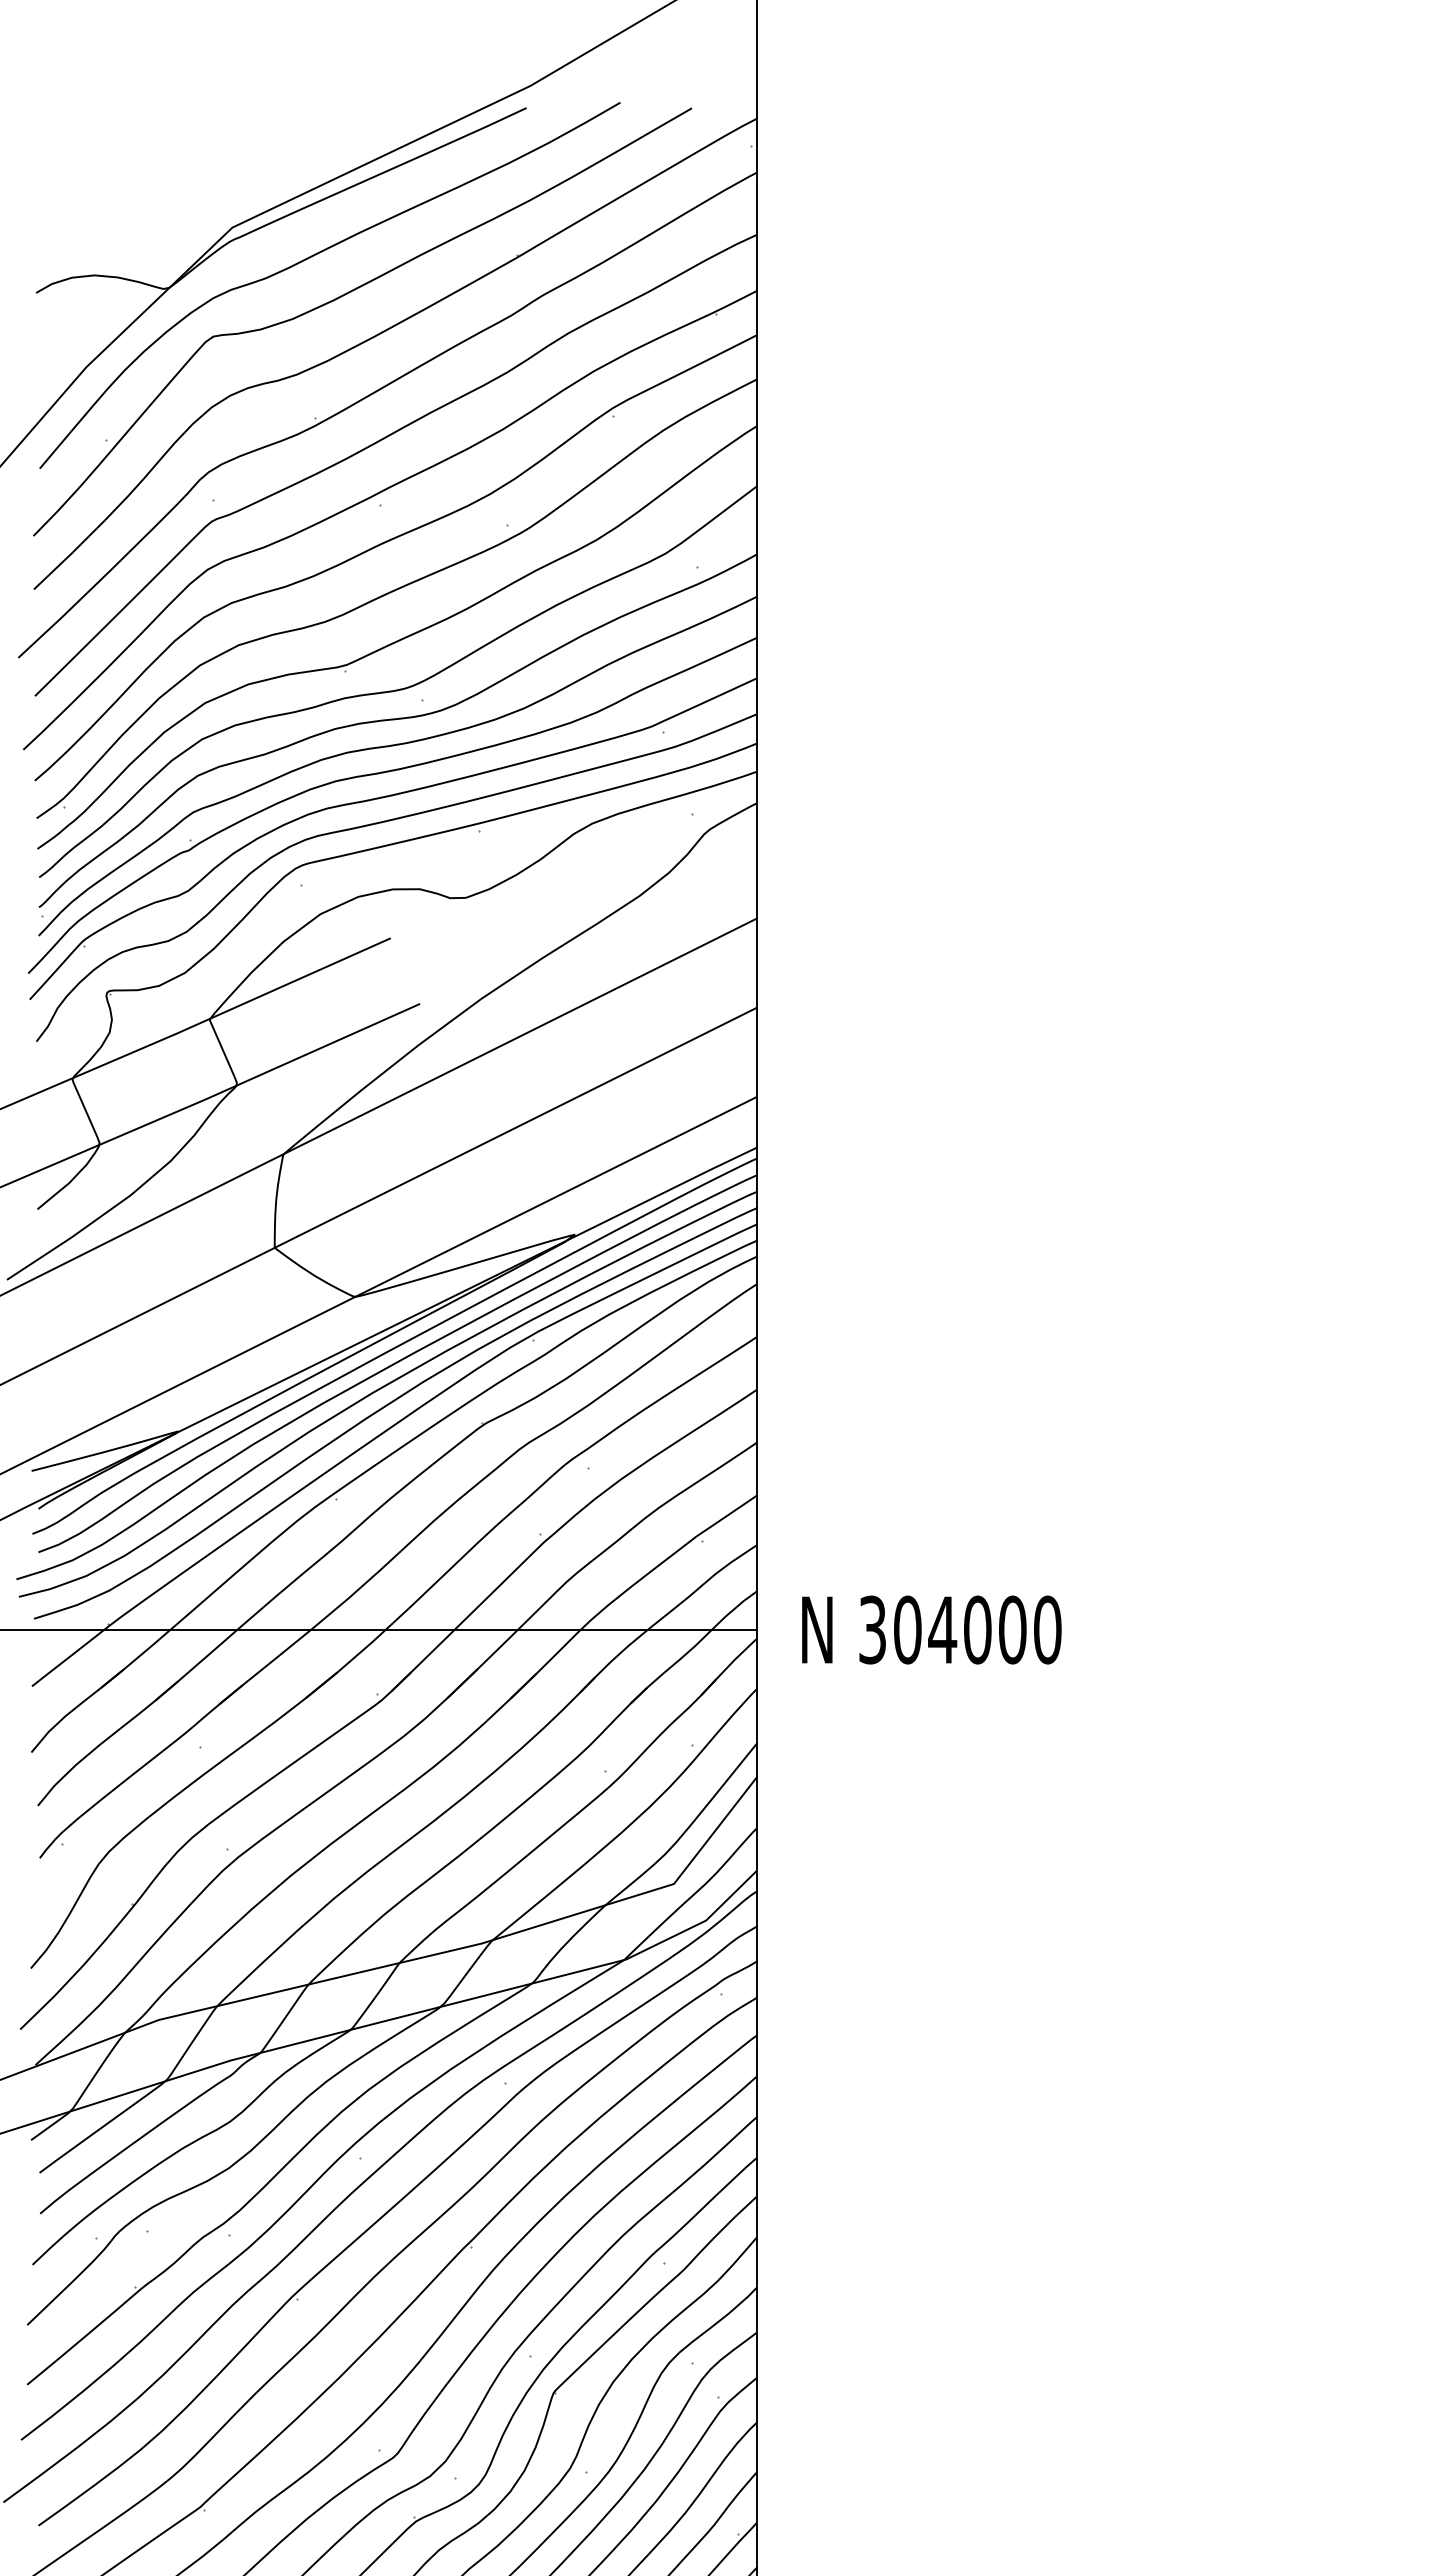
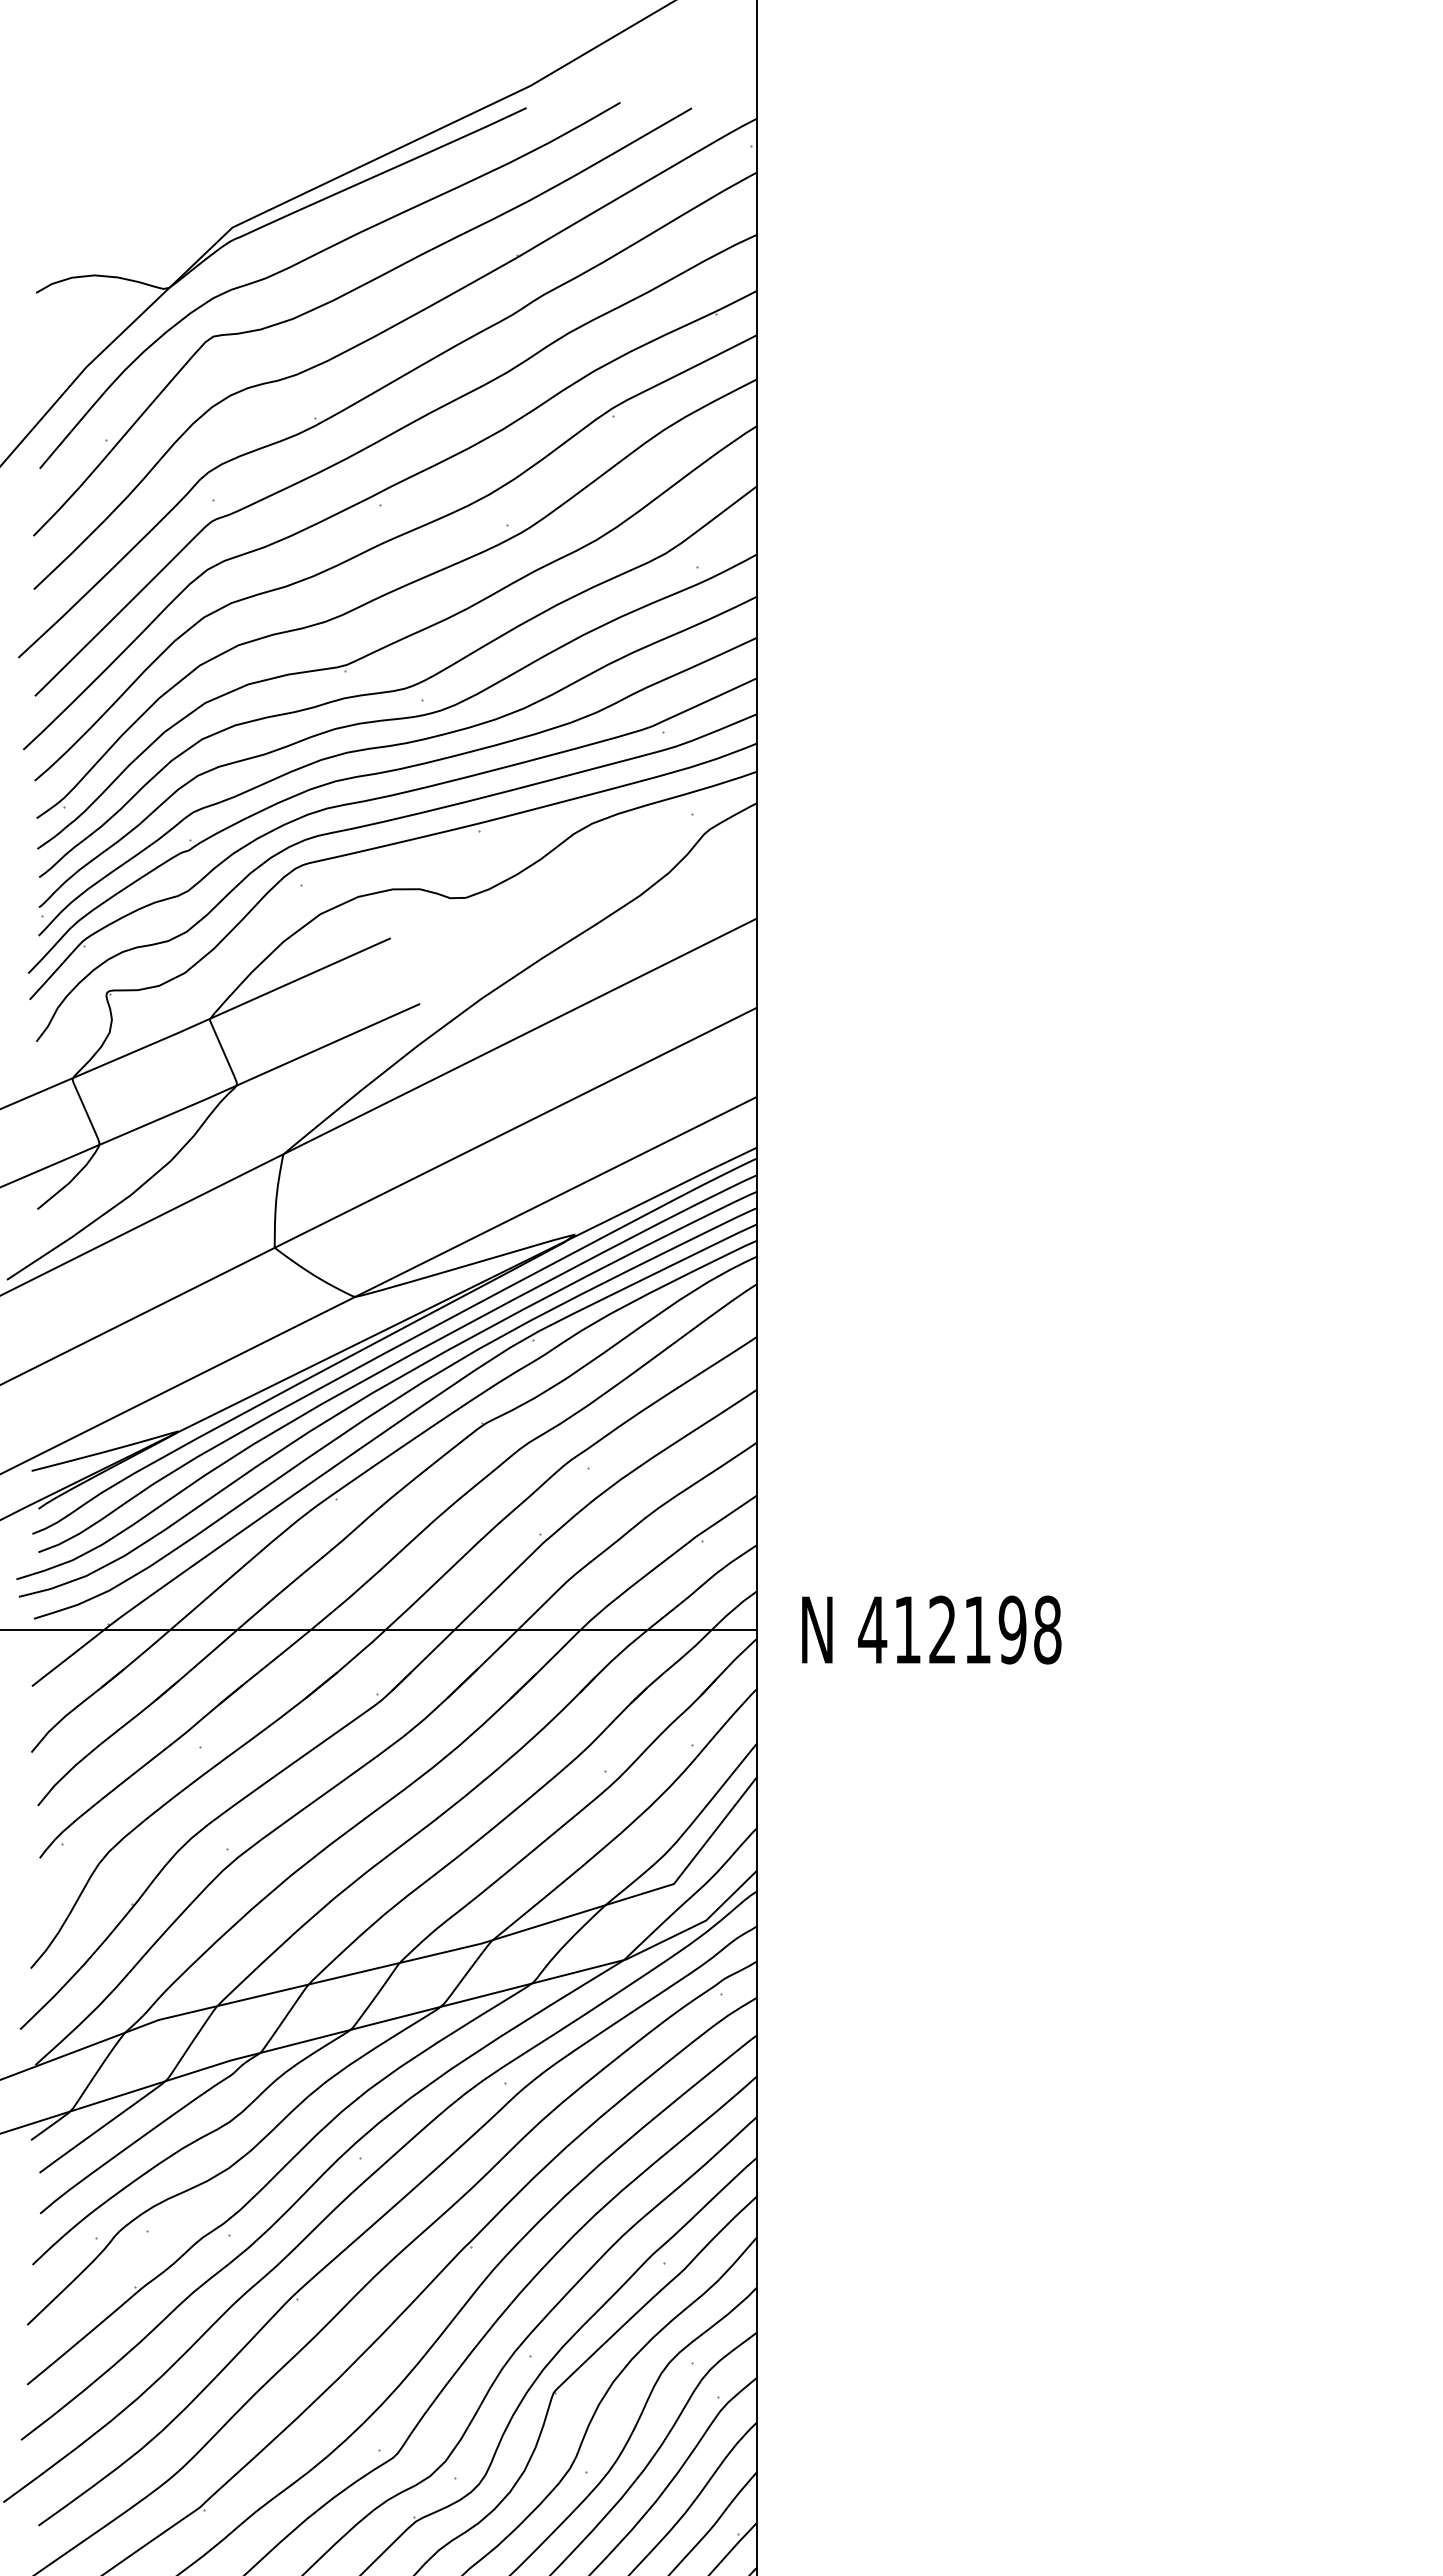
text: 304000 -> 412198 (959, 1629)
